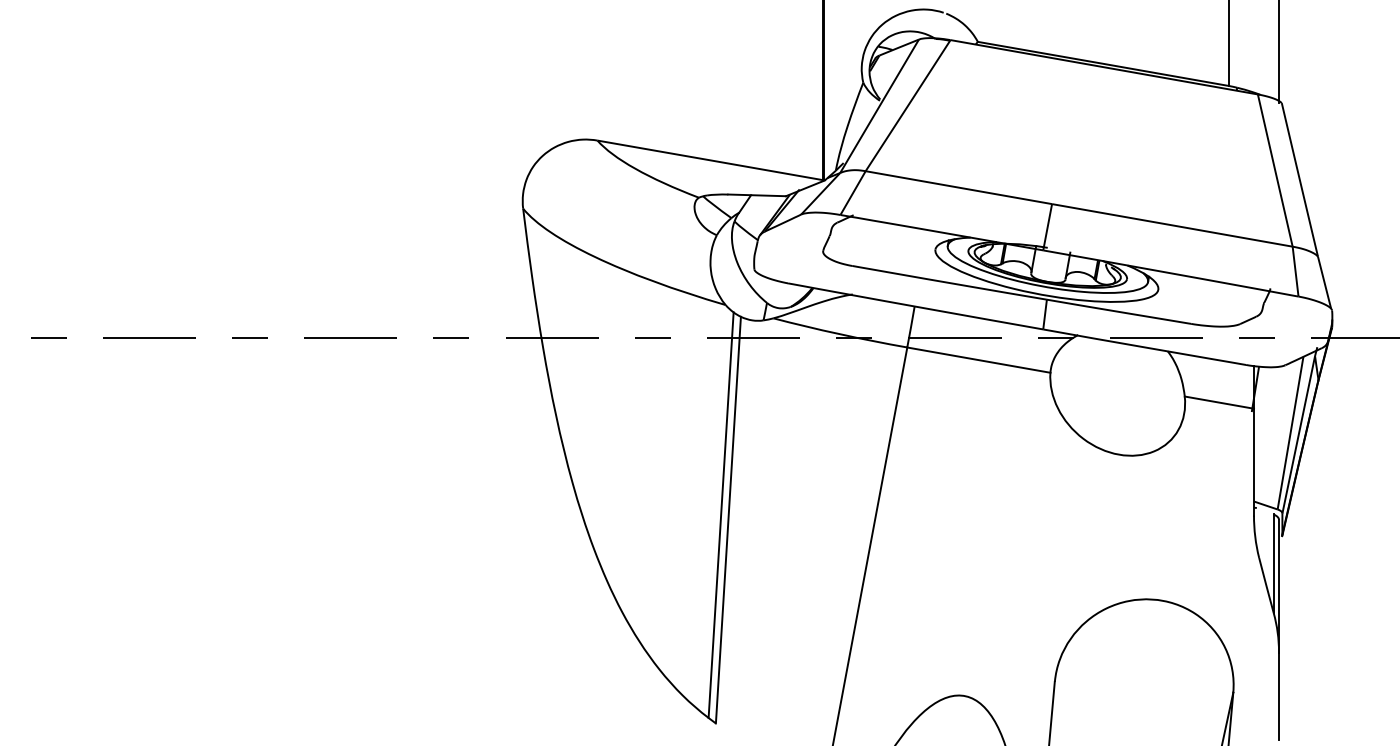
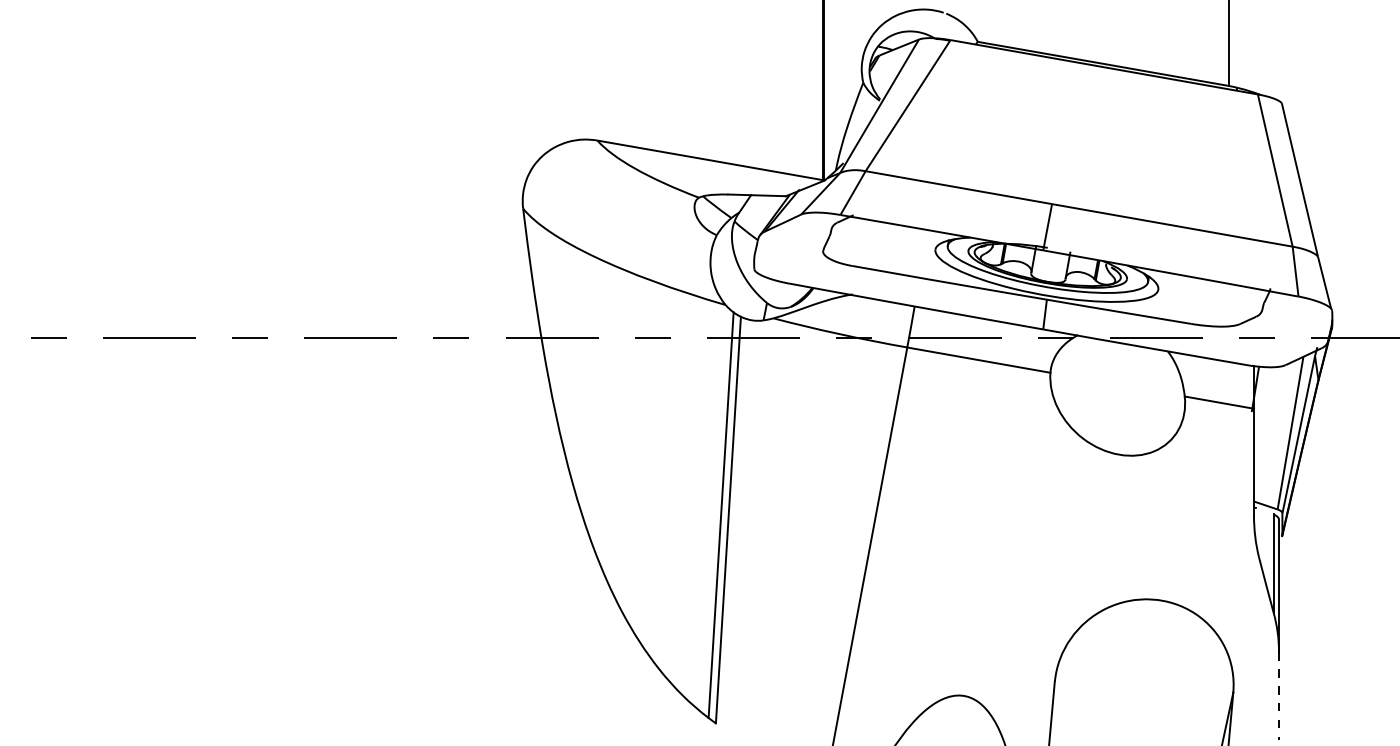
line: present -> none (1279, 52)
line: solid -> dashed (1279, 696)
